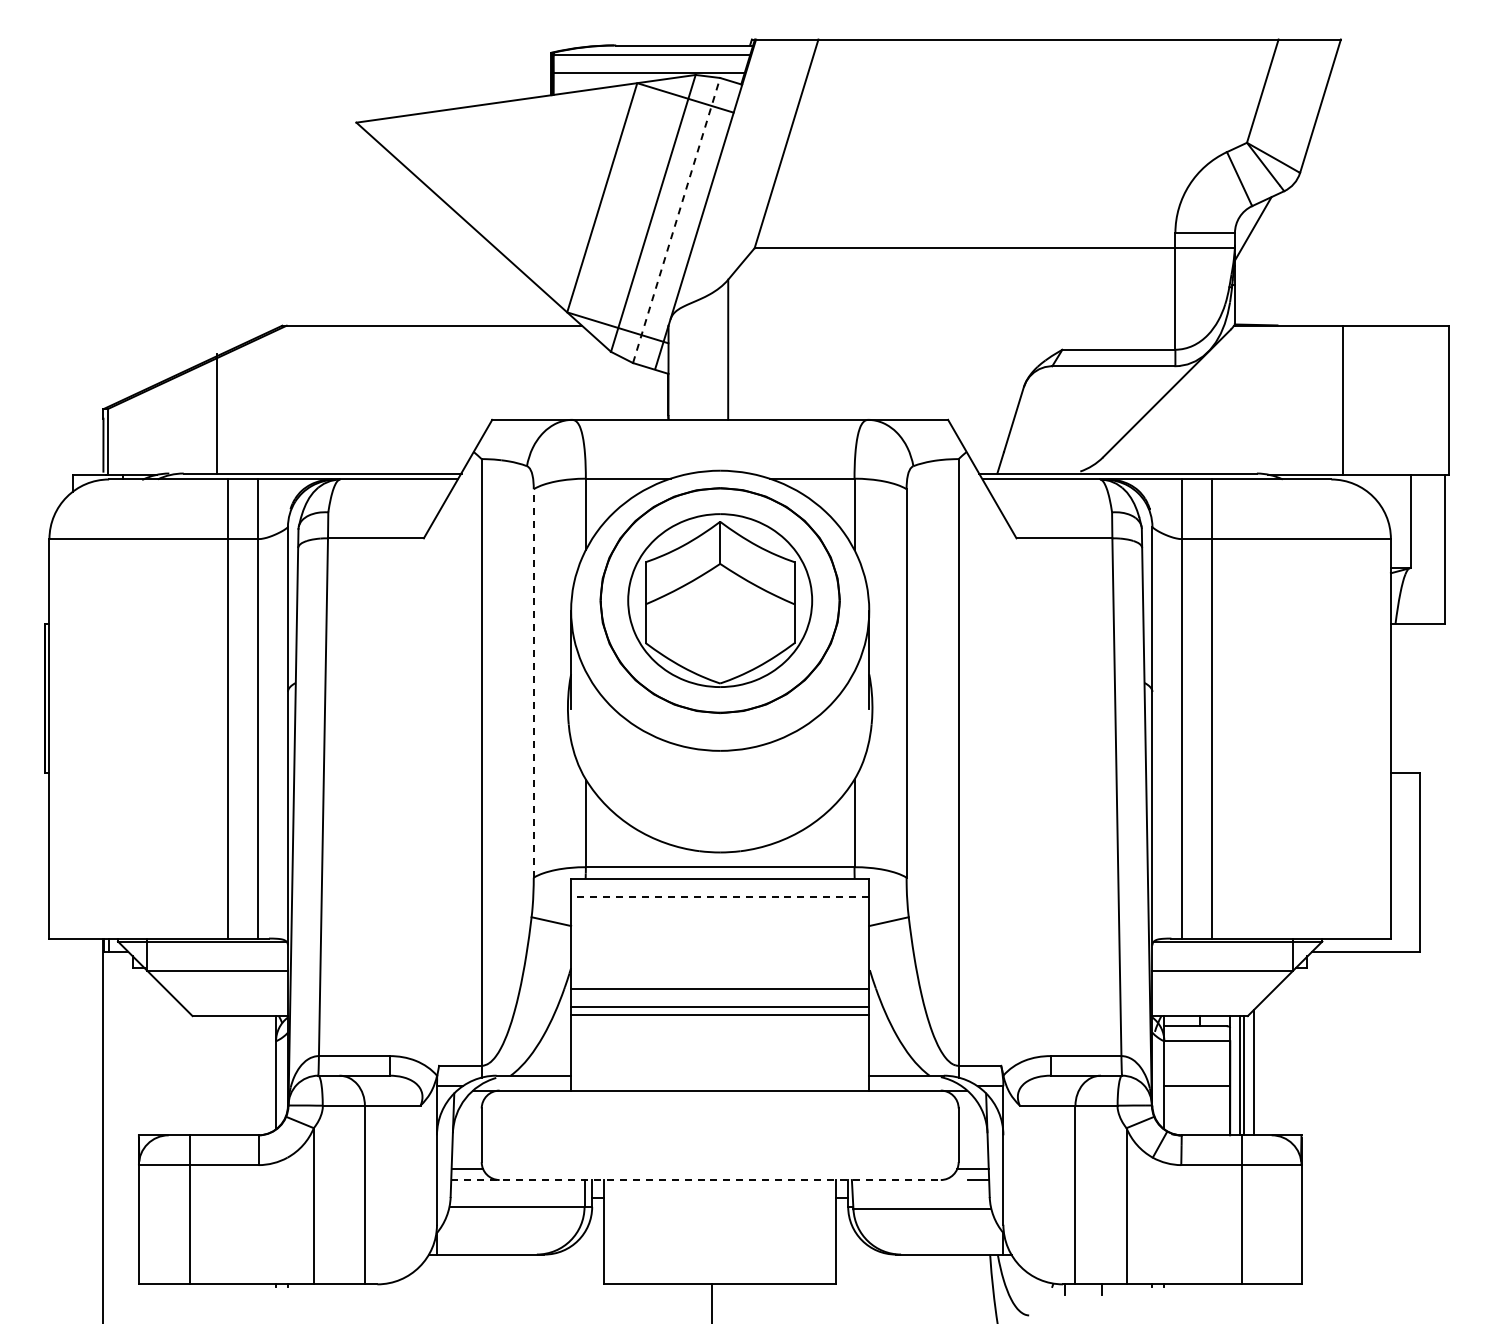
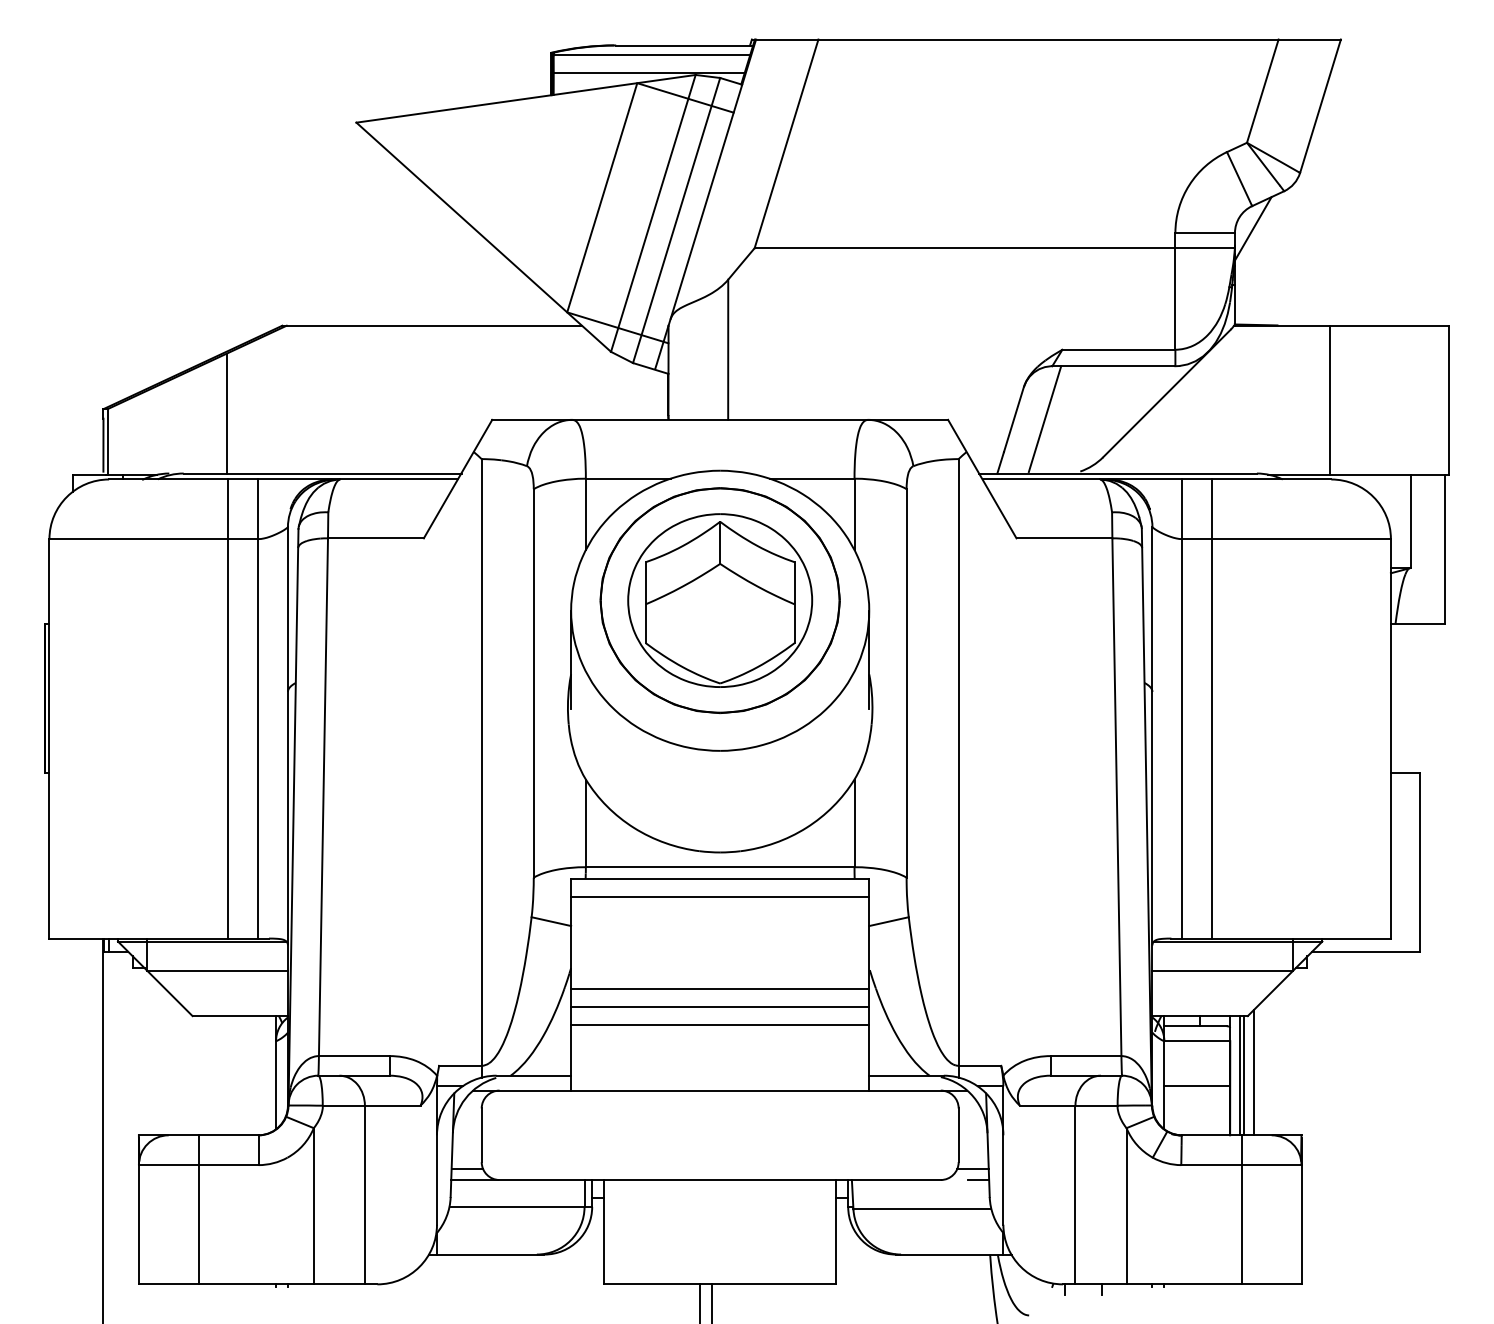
line: dashed -> solid (676, 220)
line position: (1343, 399) -> (1330, 399) (1330, 399)
line position: (217, 413) -> (227, 413) (227, 413)
line: none -> present (1044, 419)
line: dashed -> solid (533, 682)
line: dashed -> solid (719, 896)
line position: (720, 1015) -> (720, 1025) (720, 1025)
line: dashed -> solid (696, 1180)
line position: (189, 1209) -> (198, 1209) (198, 1209)
line: none -> present (699, 1302)
